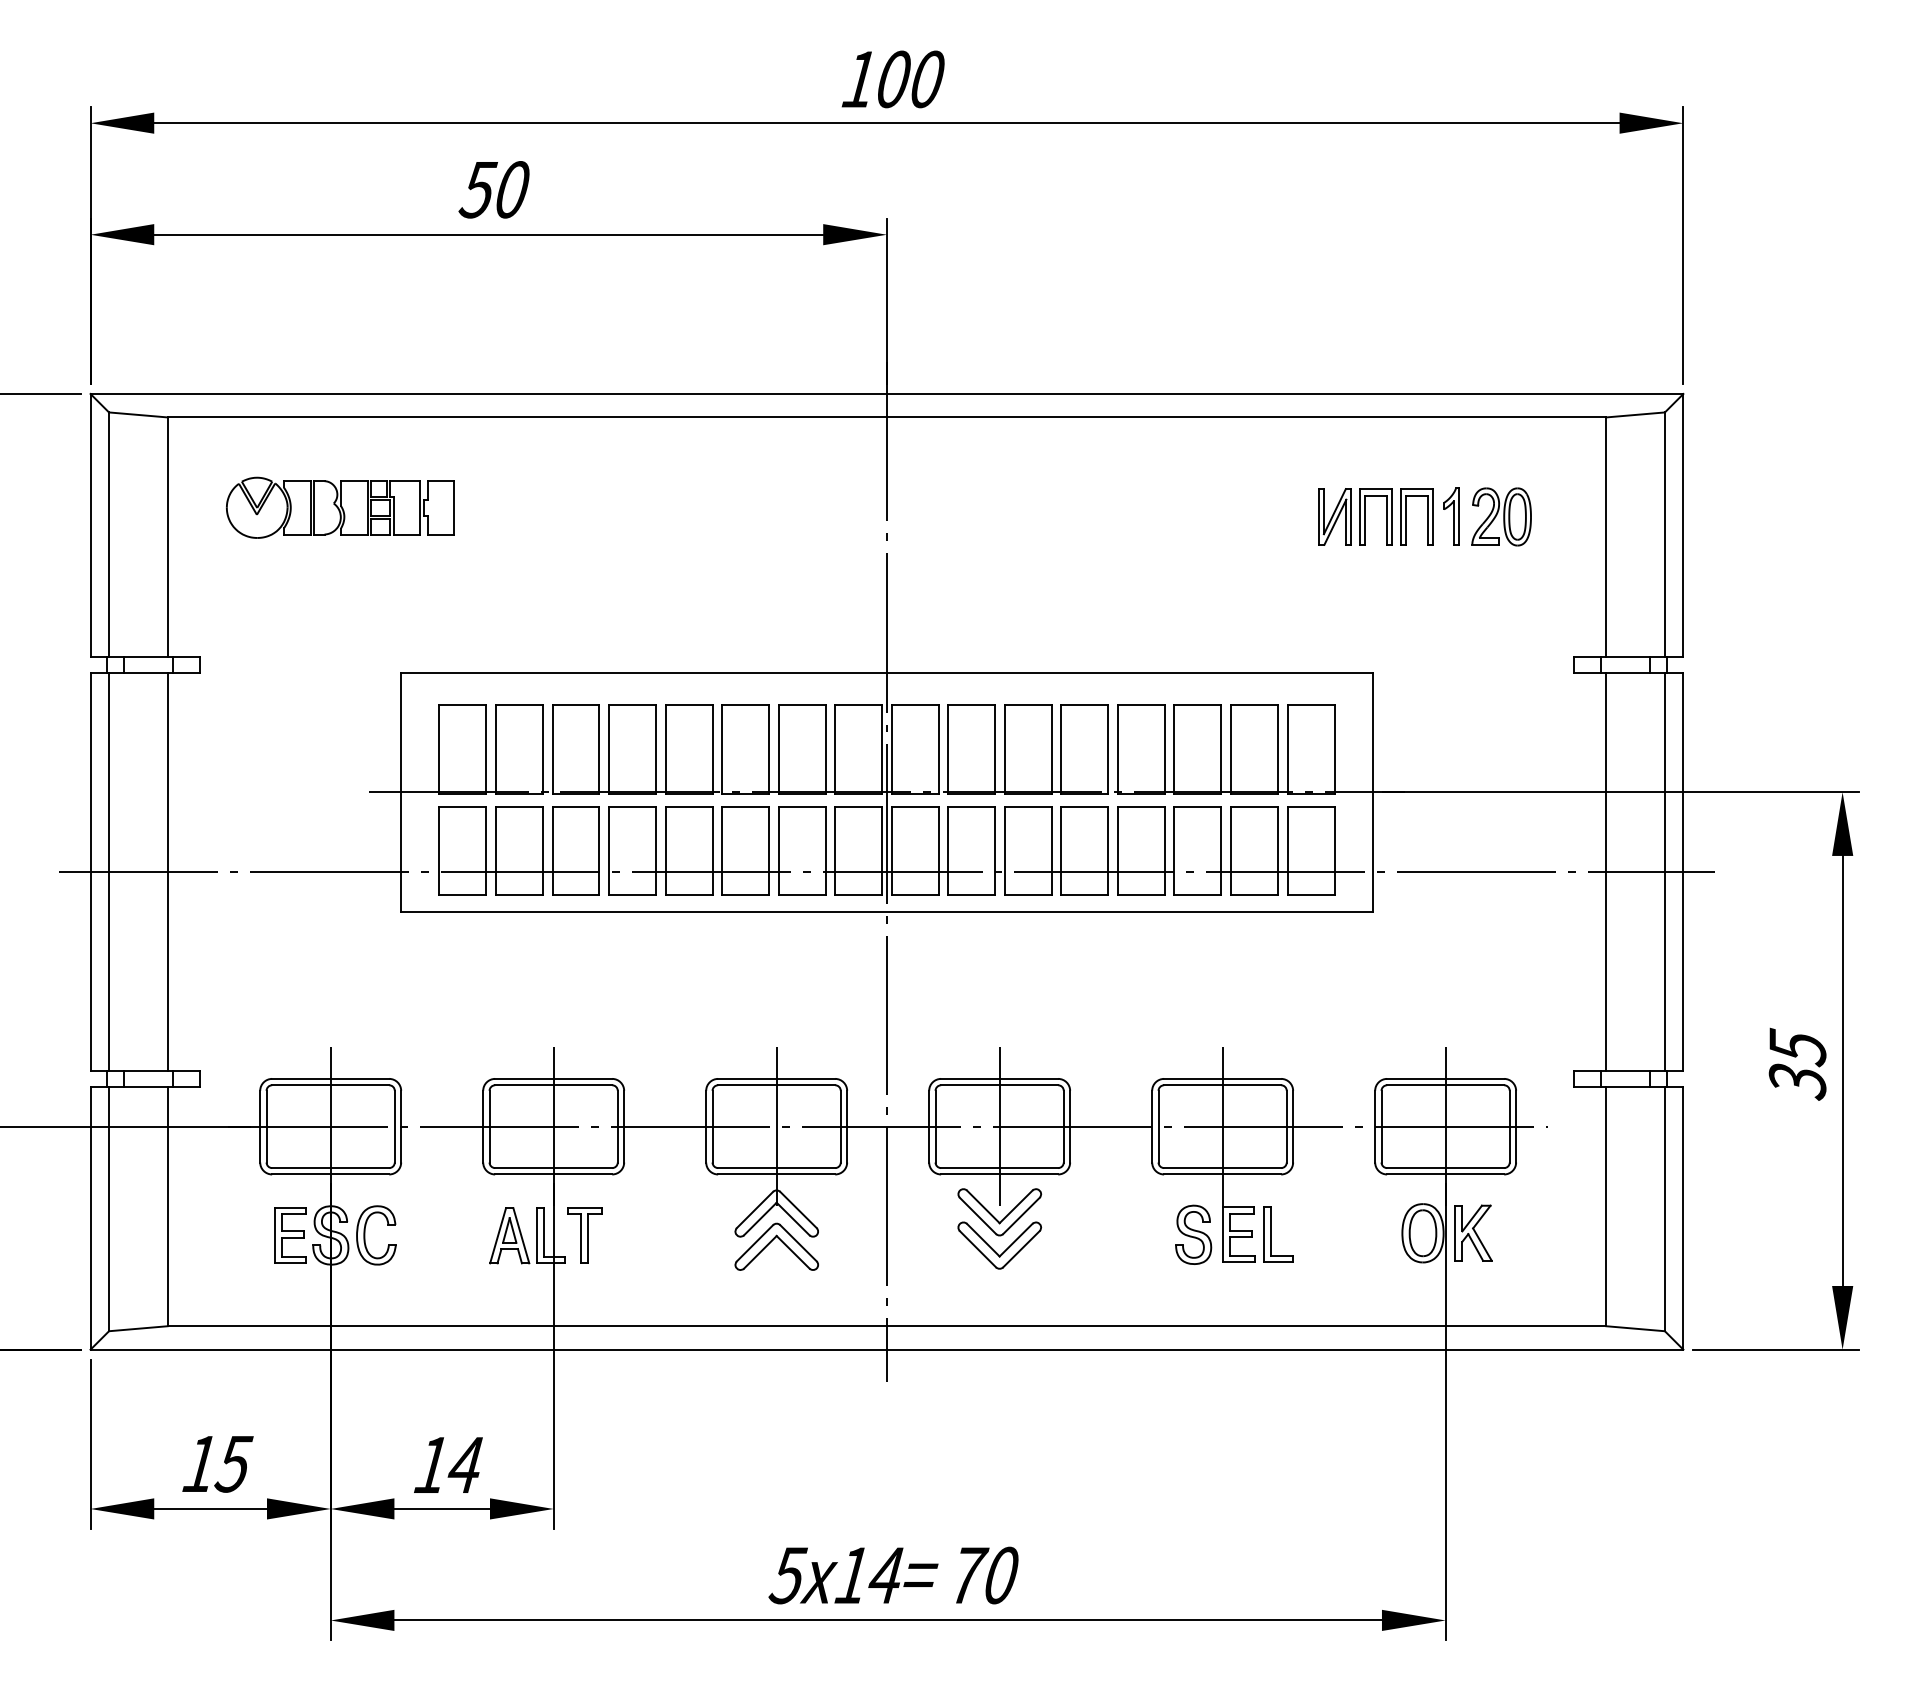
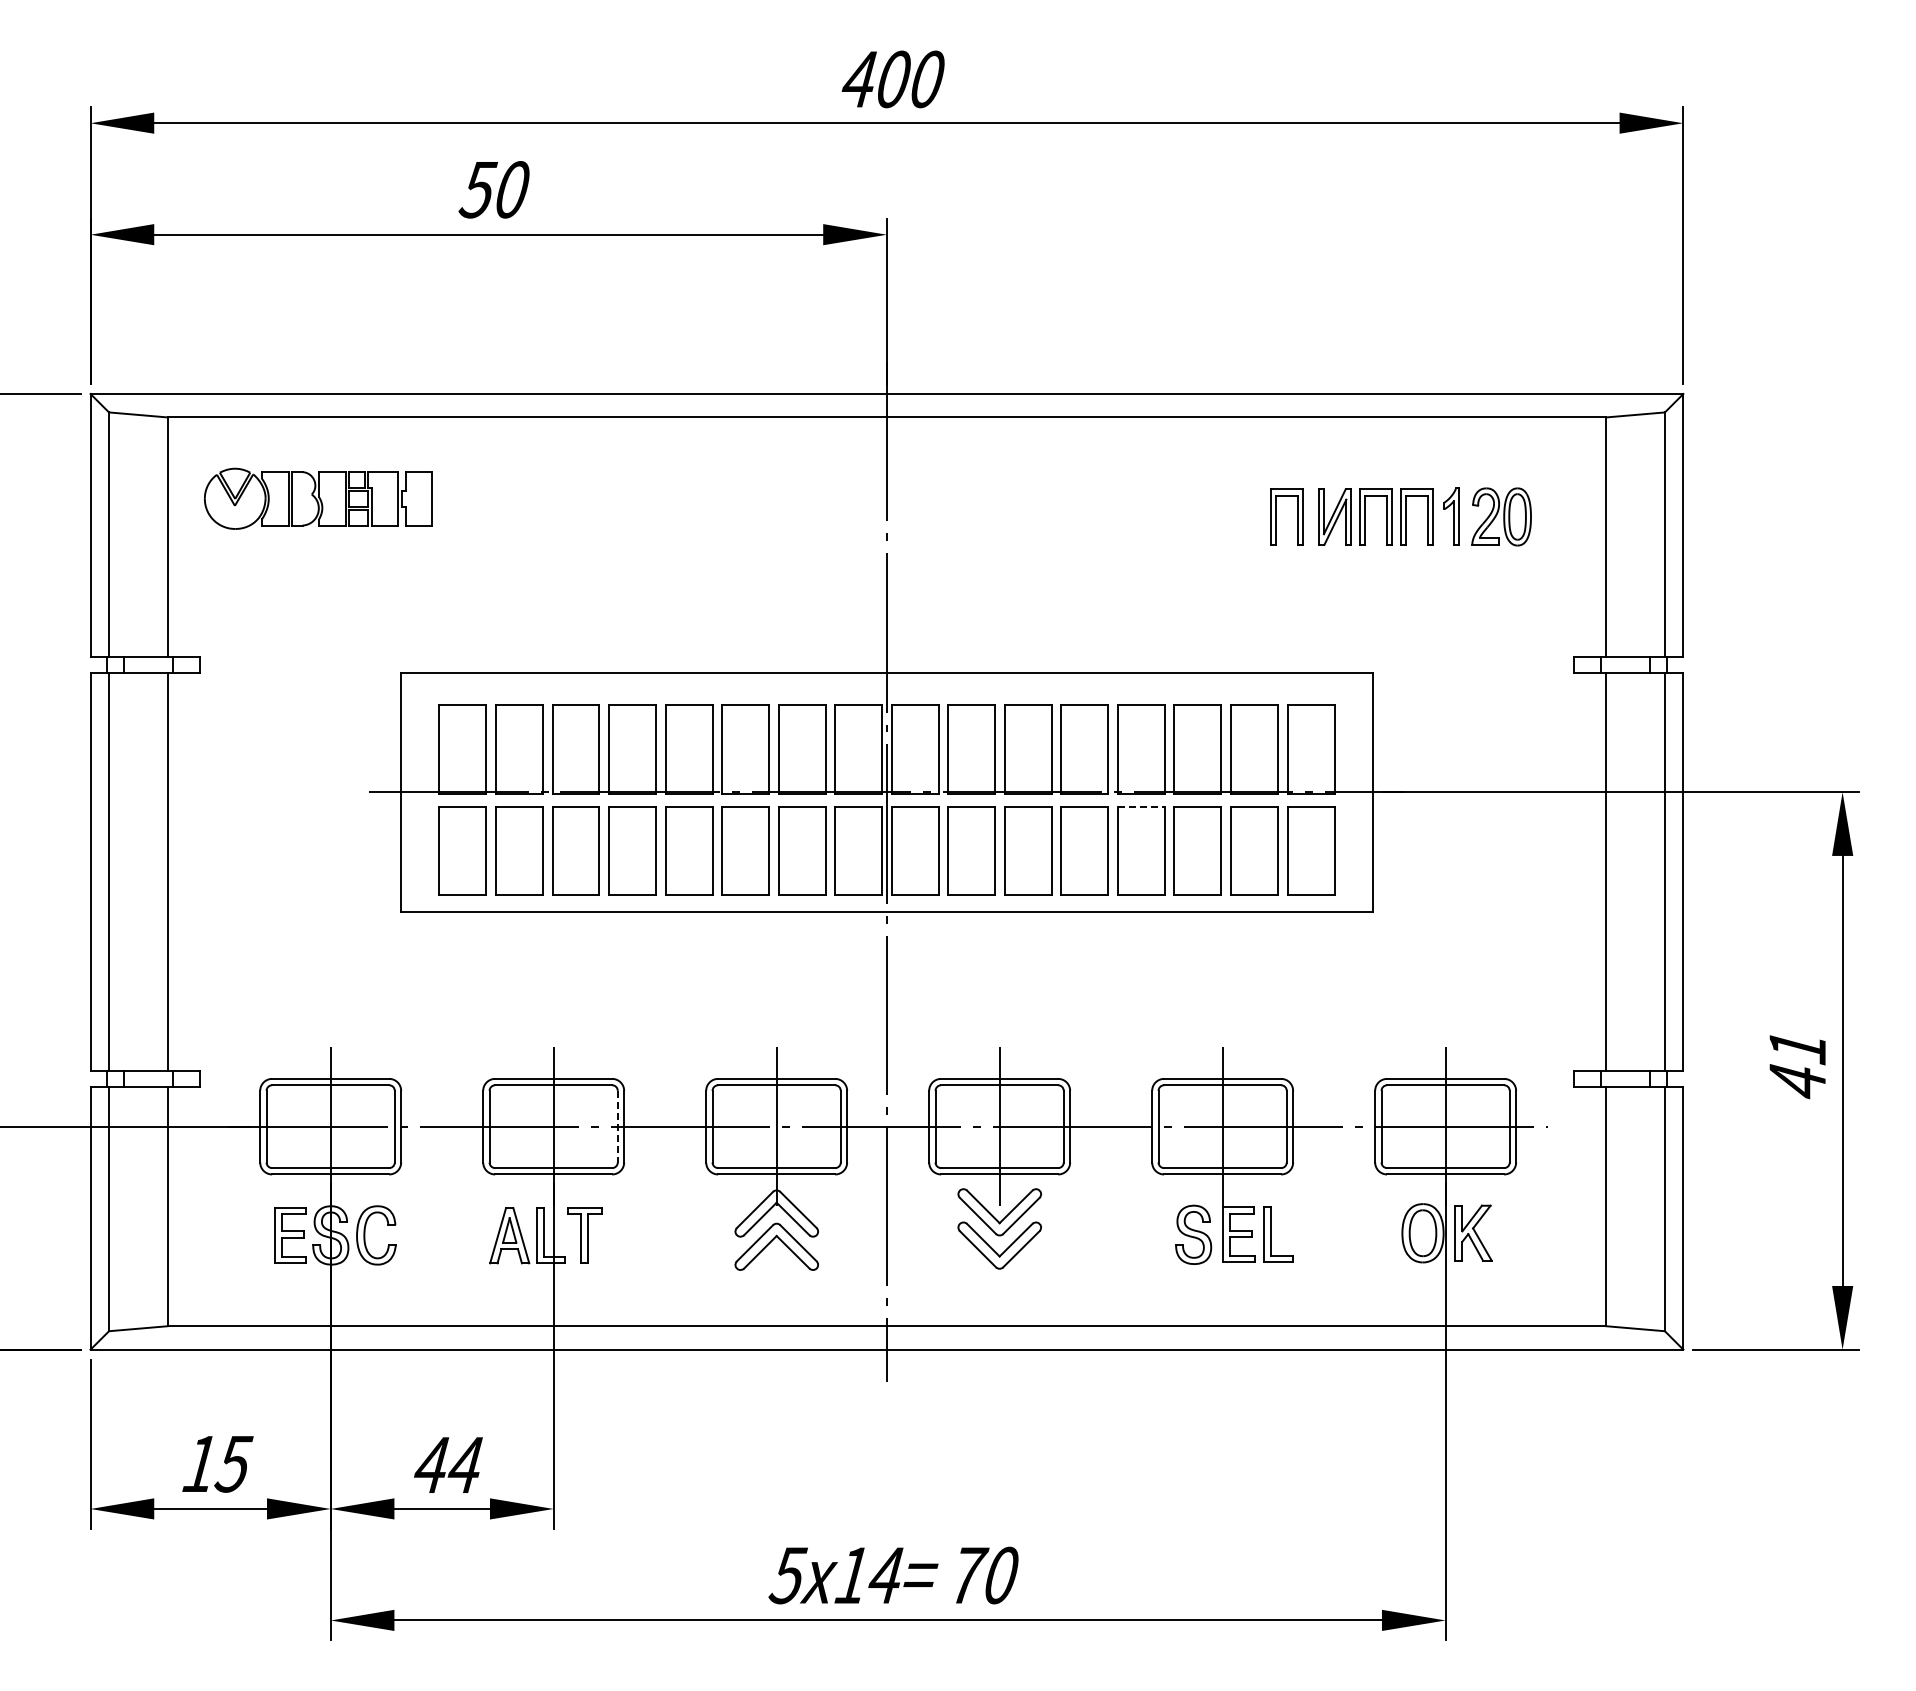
text: 100 -> 400 (858, 79)
part position: (340, 507) -> (318, 498) (318, 498)
part: none -> present (1276, 516)
line: solid -> dashed (1141, 806)
line: present -> none (886, 871)
text: 35 -> 41 (1797, 1063)
line: solid -> dashed (617, 1126)
text: 14 -> 44 (431, 1464)
